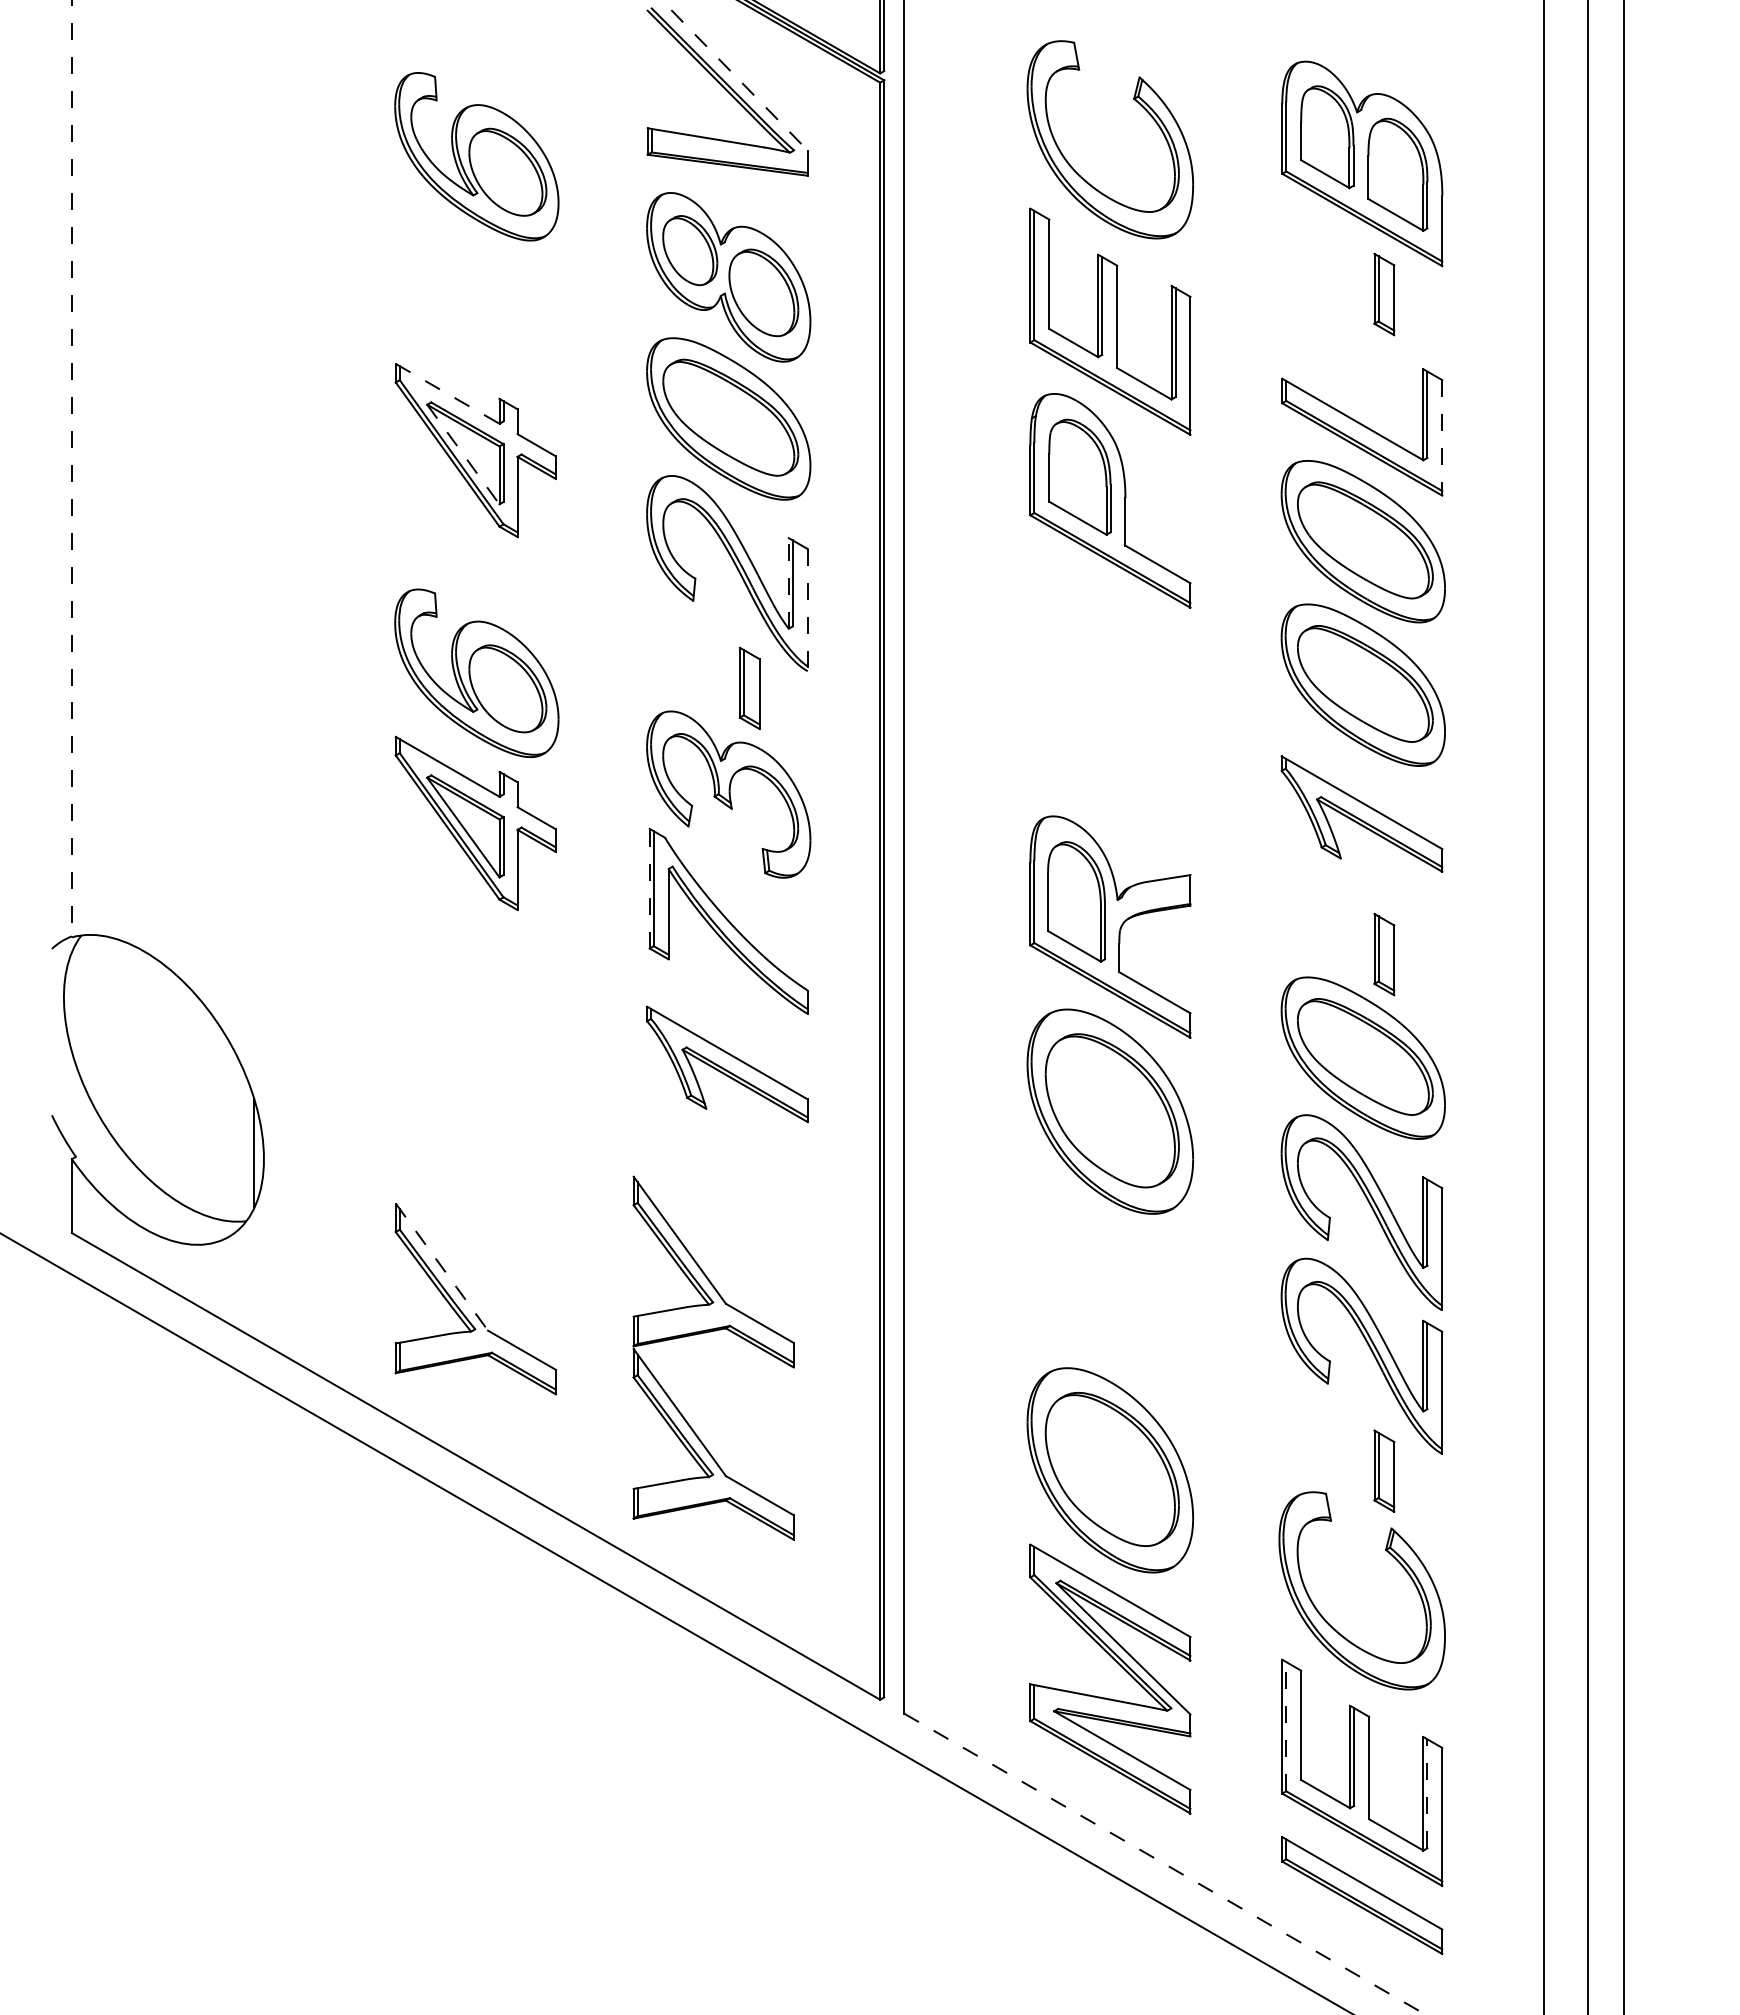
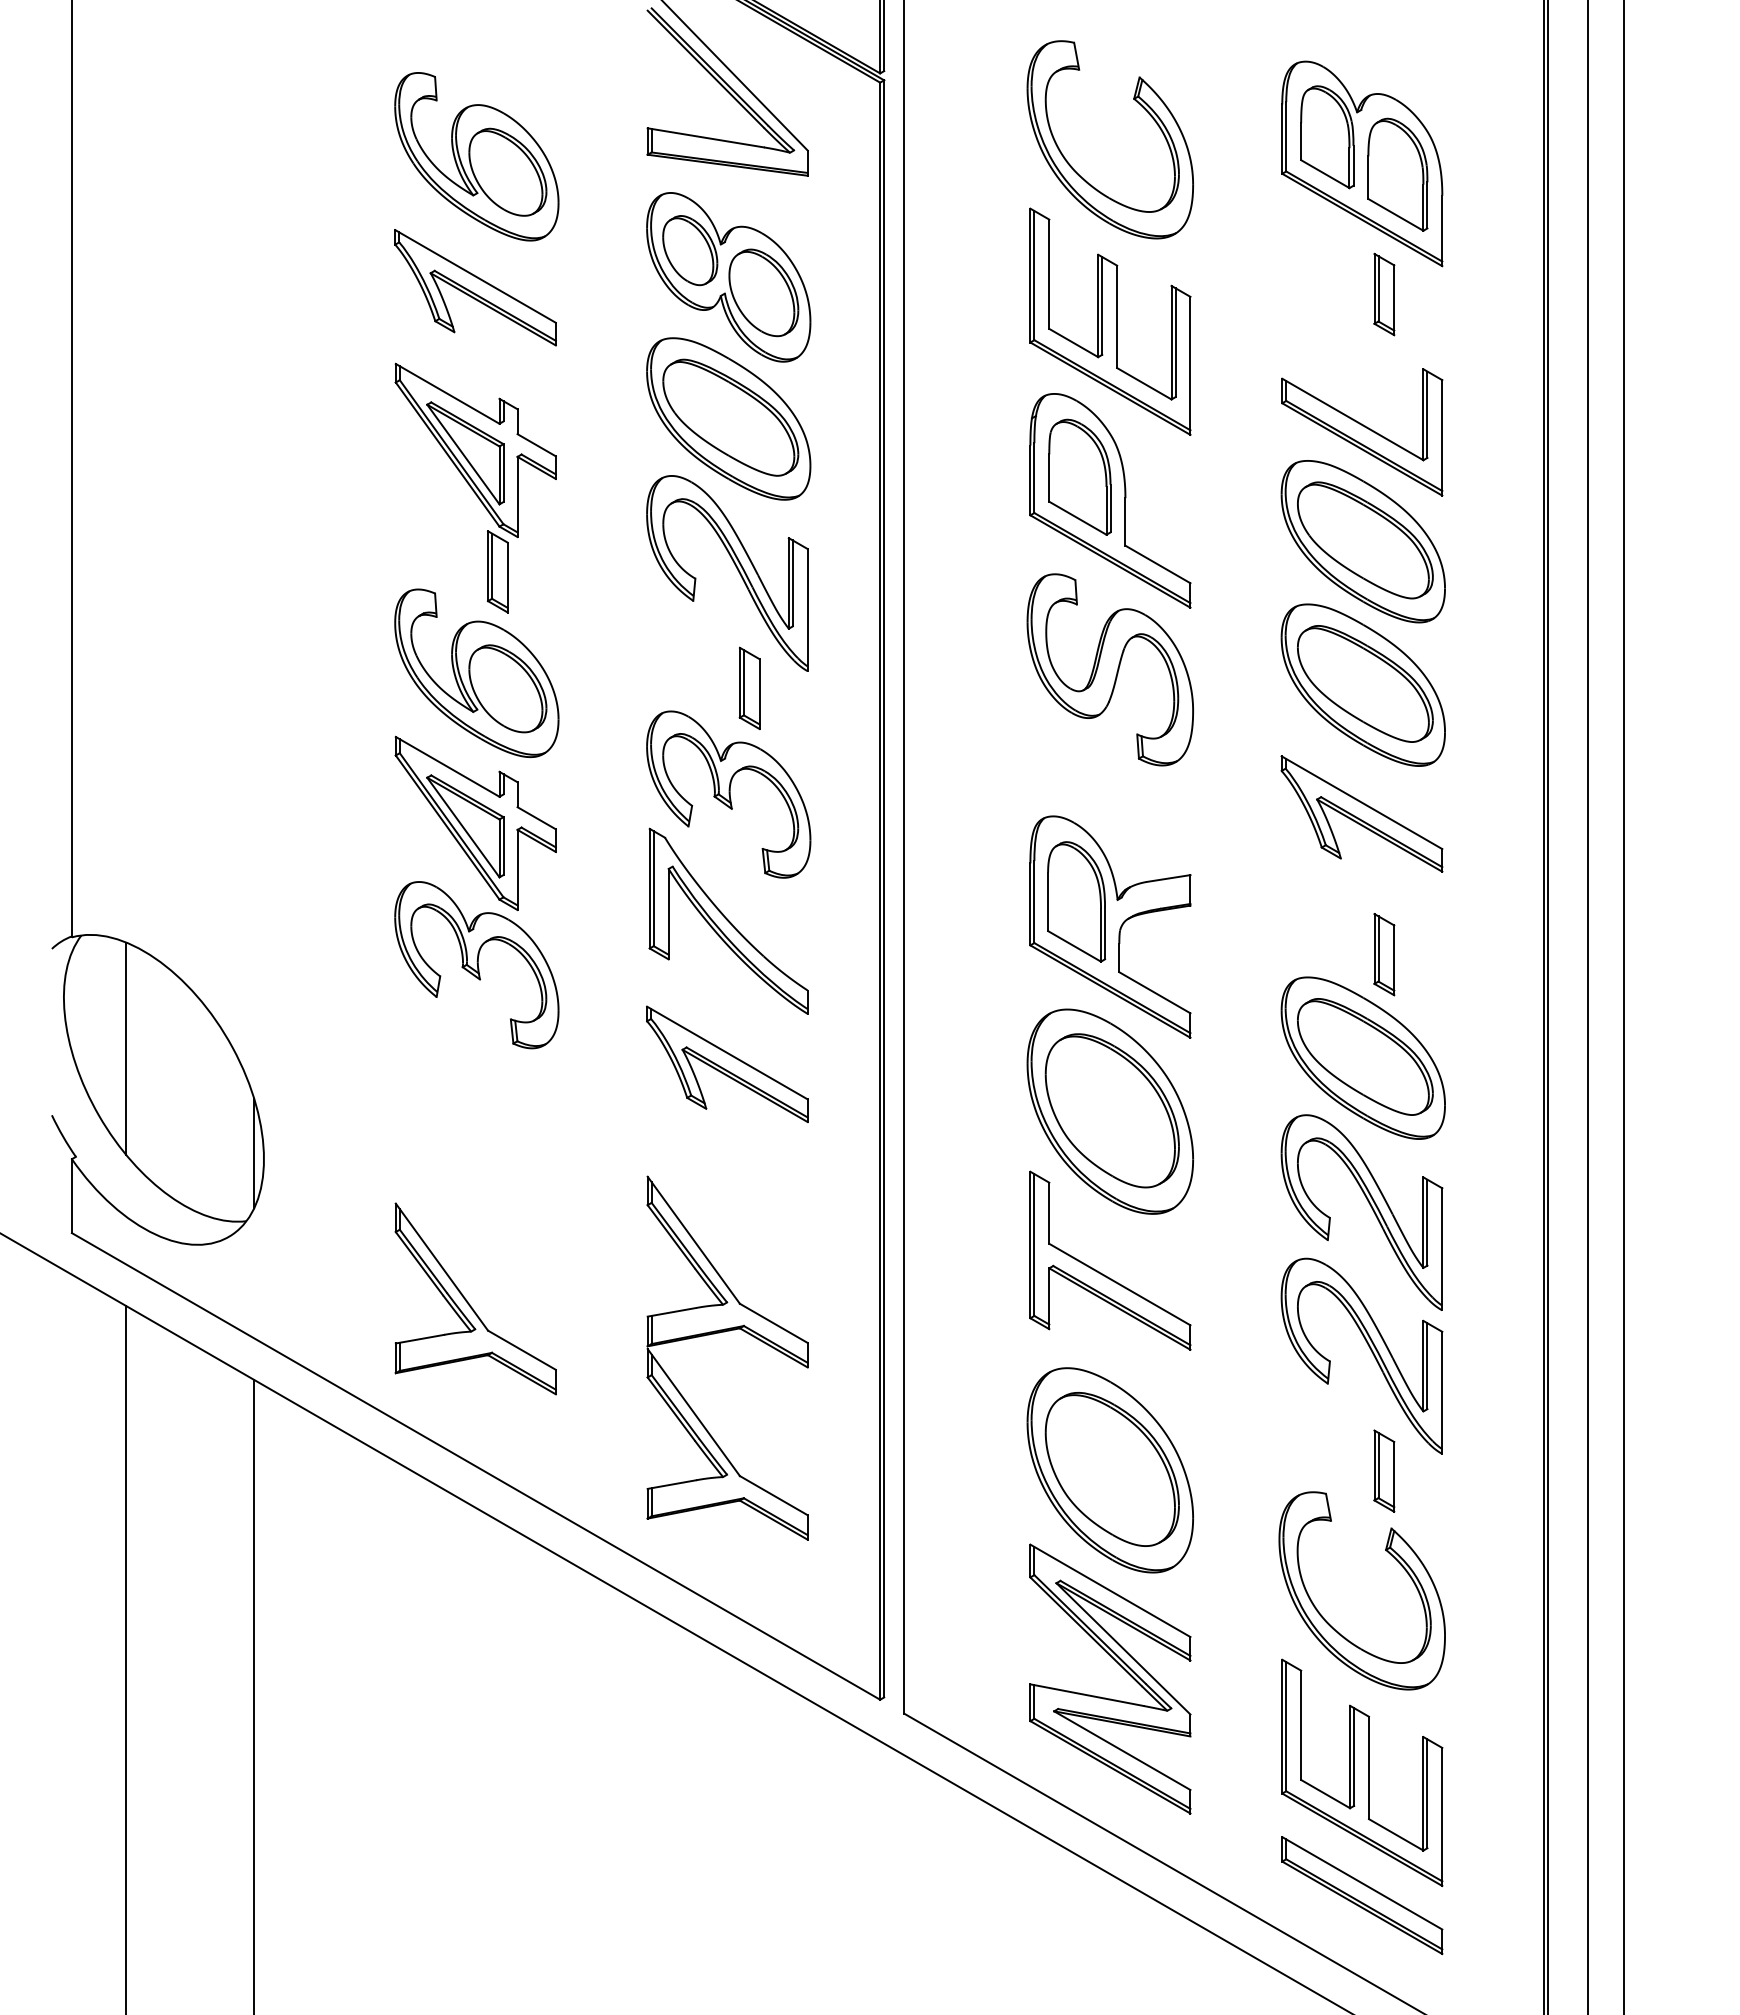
line: dashed -> solid (734, 75)
part: none -> present (475, 287)
line: dashed -> solid (447, 393)
line: dashed -> solid (1442, 437)
line: dashed -> solid (463, 454)
line: dashed -> solid (71, 469)
part: none -> present (497, 571)
line: dashed -> solid (788, 582)
line: dashed -> solid (807, 610)
part: none -> present (1109, 669)
line: dashed -> solid (649, 888)
part: none -> present (476, 965)
line: none -> present (1548, 1006)
line: none -> present (126, 1048)
line: dashed -> solid (441, 1267)
part: none -> present (1101, 1272)
part position: (710, 1332) -> (724, 1332) (724, 1332)
line: none -> present (126, 1658)
line: none -> present (254, 1695)
line: dashed -> solid (1286, 1726)
line: dashed -> solid (1427, 1793)
line: dashed -> solid (1165, 1864)
